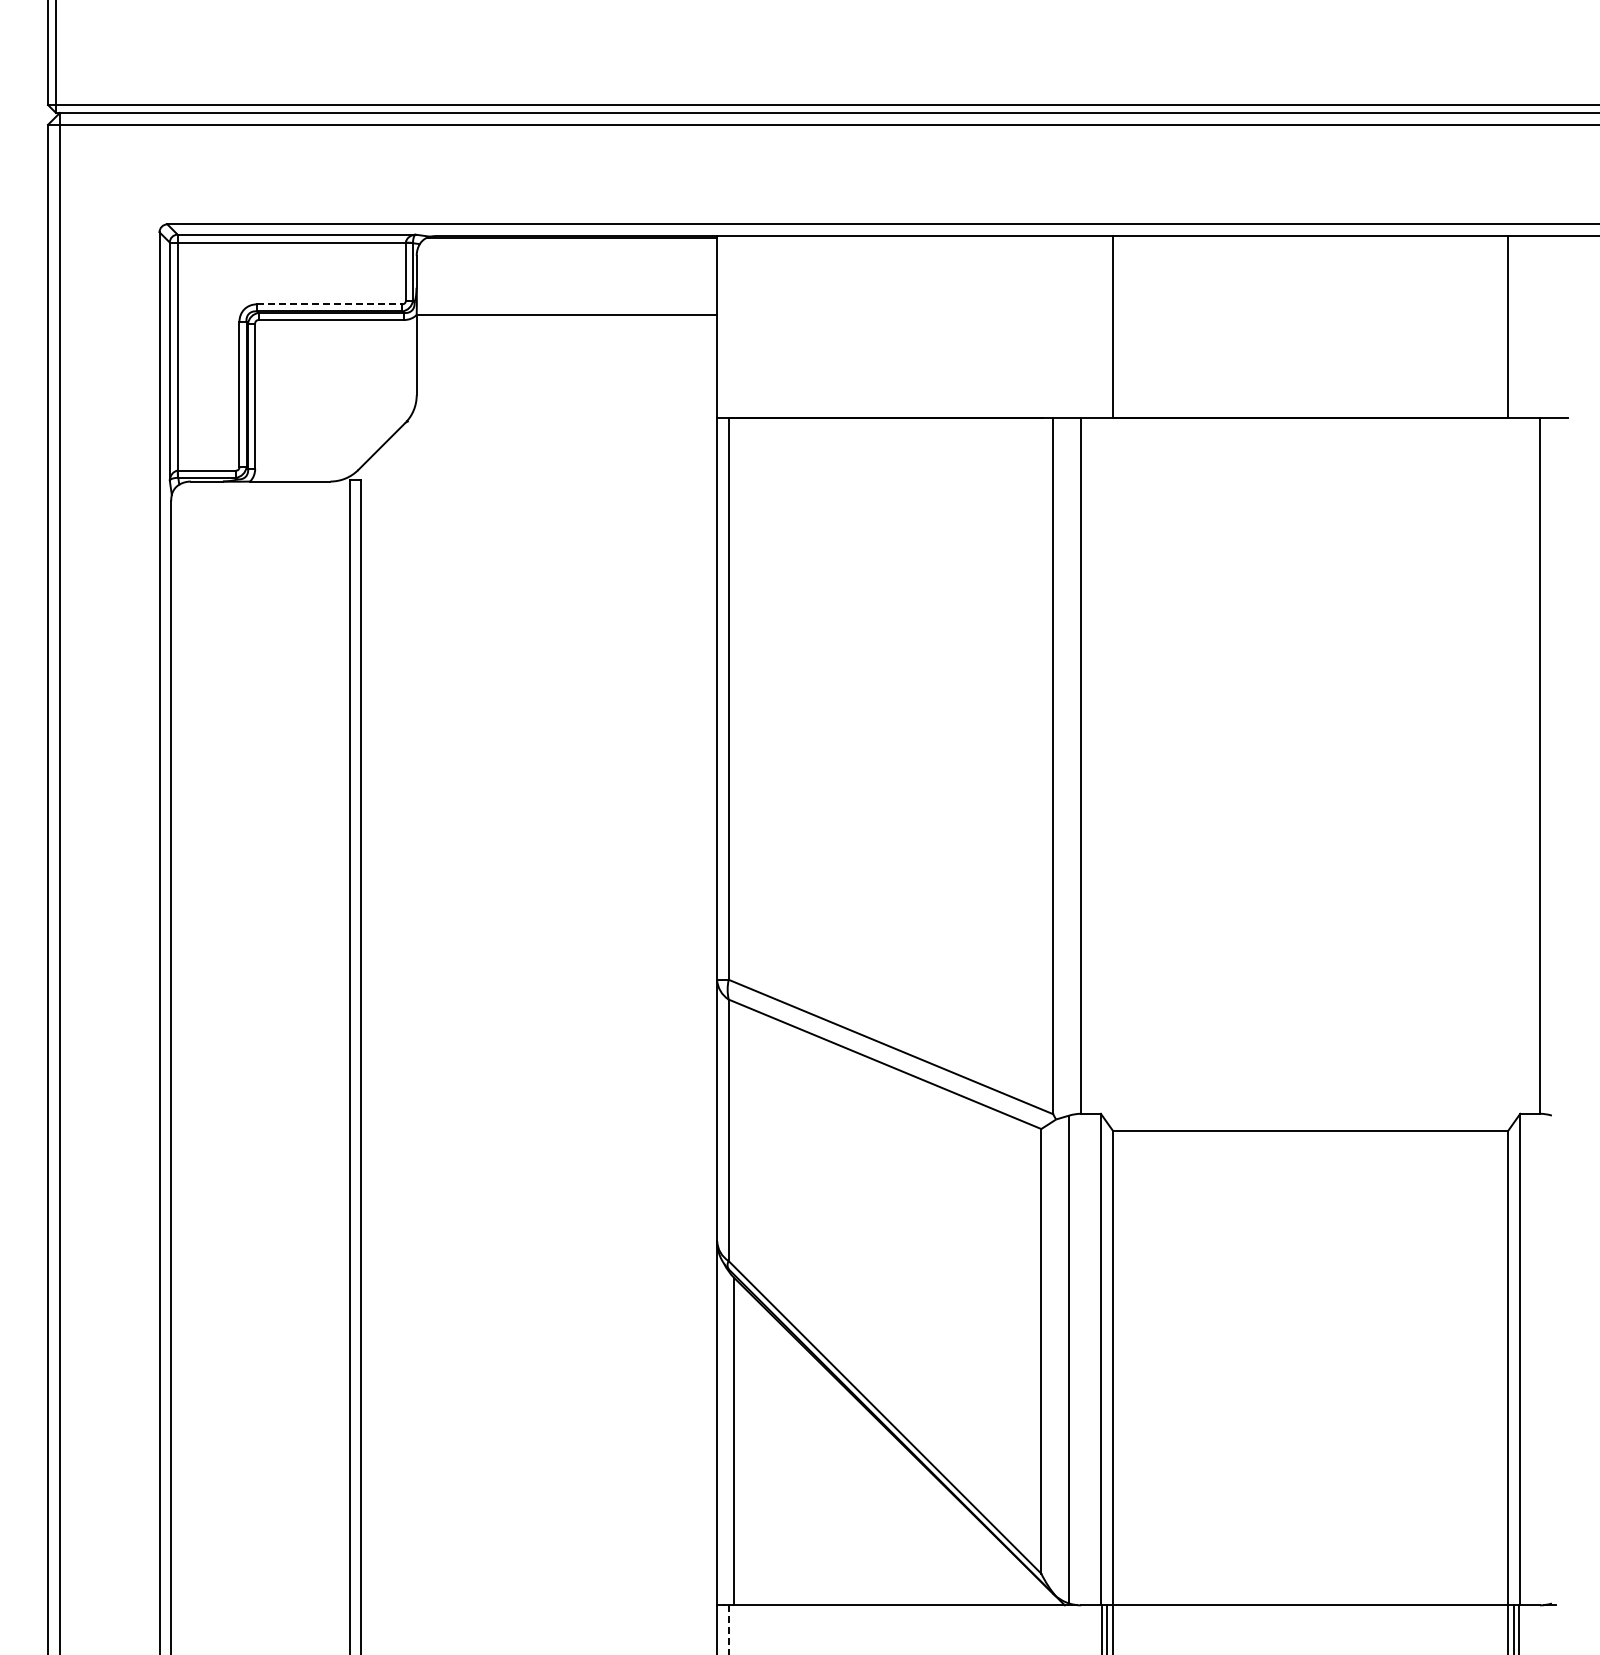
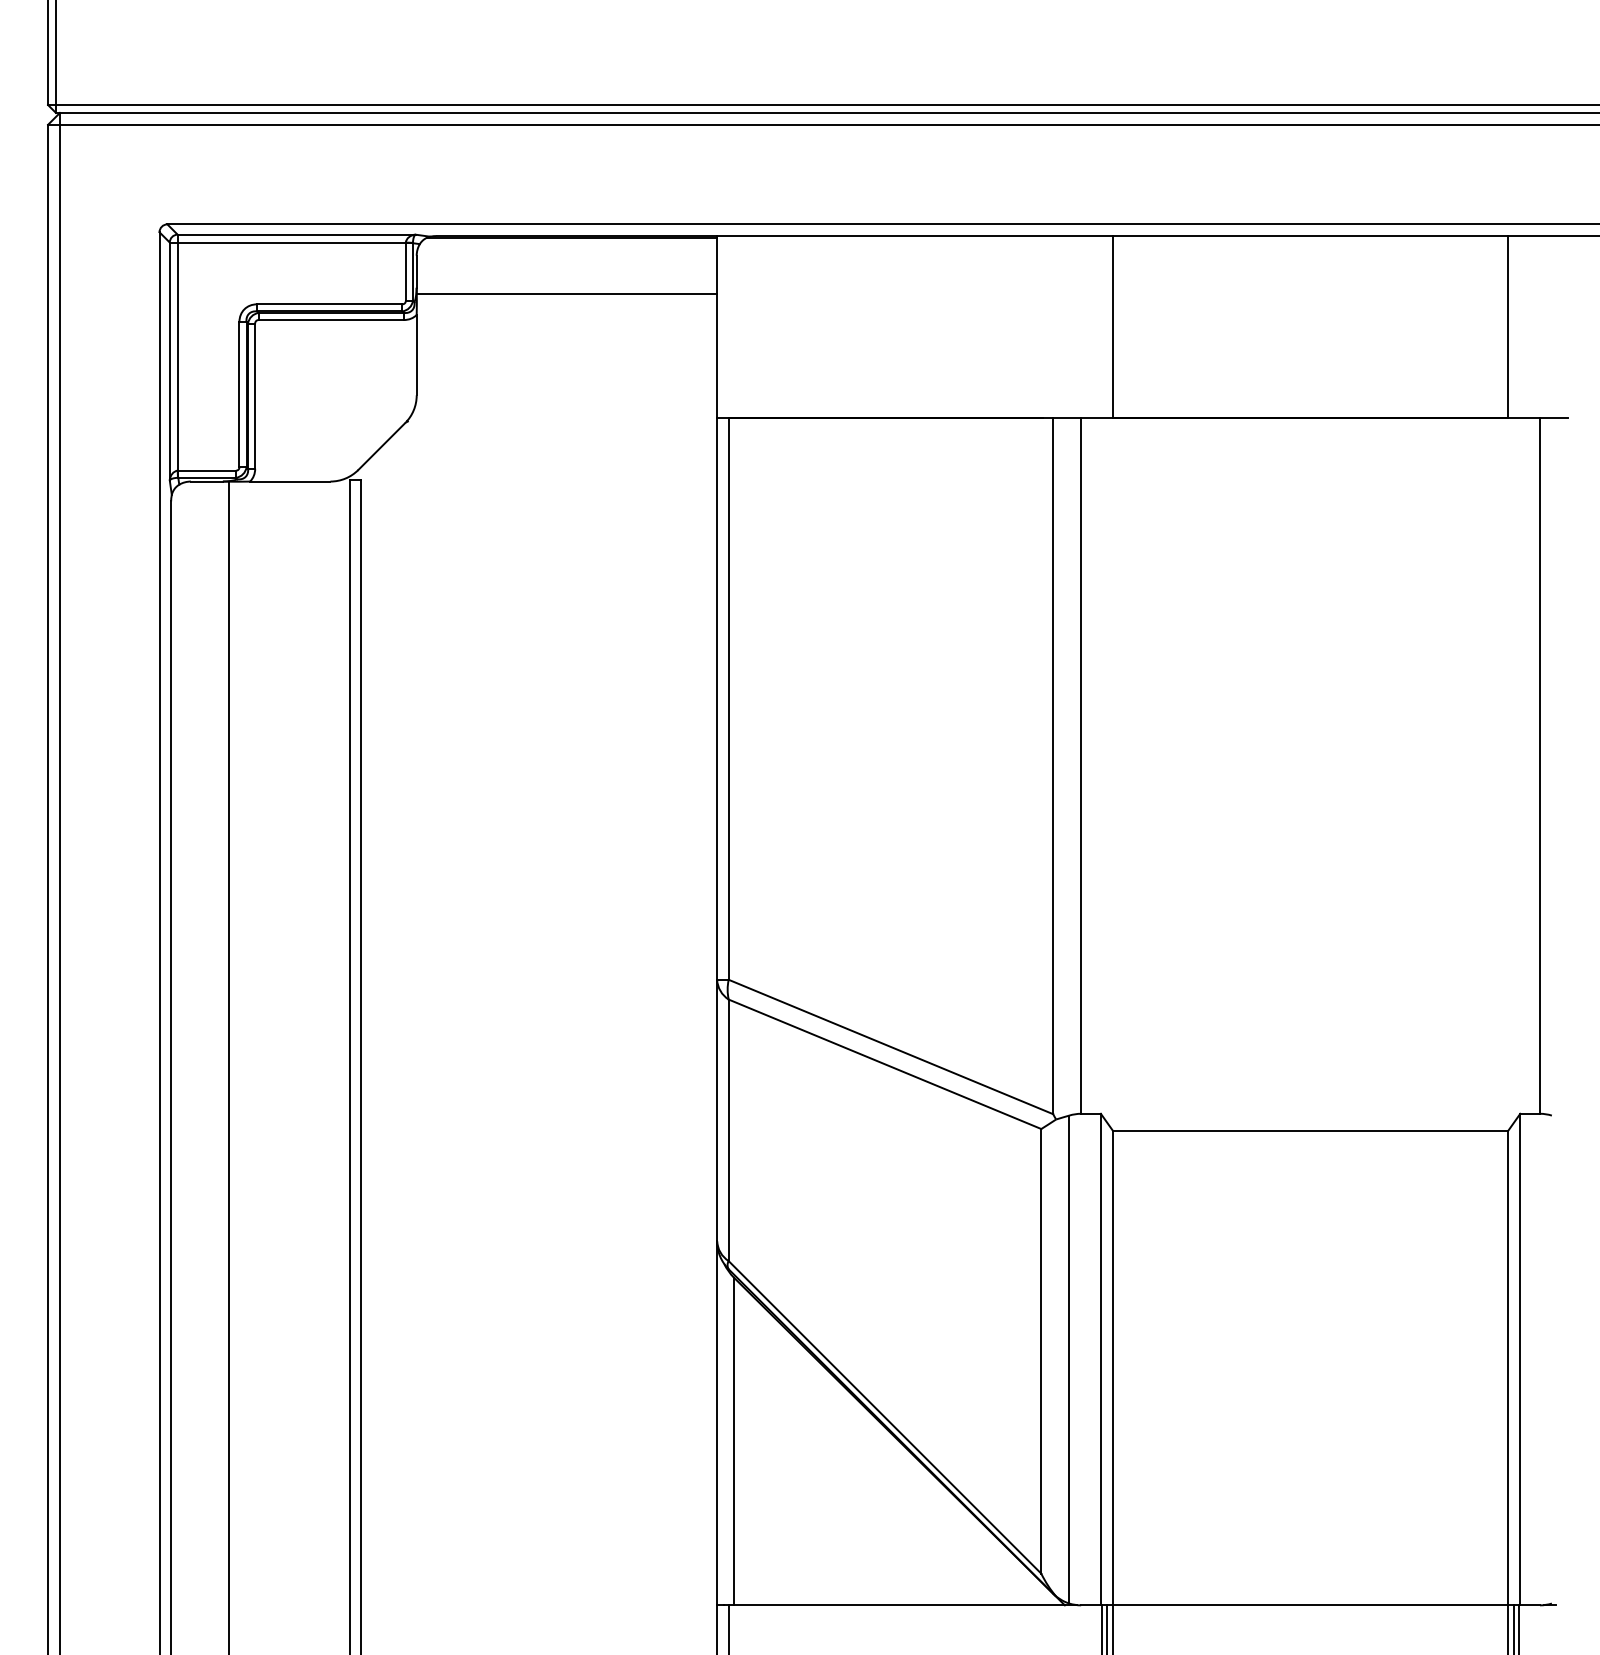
line: dashed -> solid (329, 304)
line position: (566, 315) -> (566, 294) (566, 294)
line: none -> present (229, 1066)
line: dashed -> solid (728, 1630)
